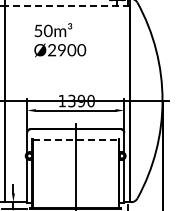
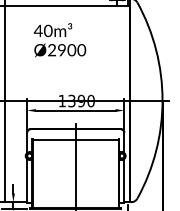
line: dashed -> solid (67, 6)
text: 50m³ -> 40m³ (37, 30)
line: dashed -> solid (75, 140)
